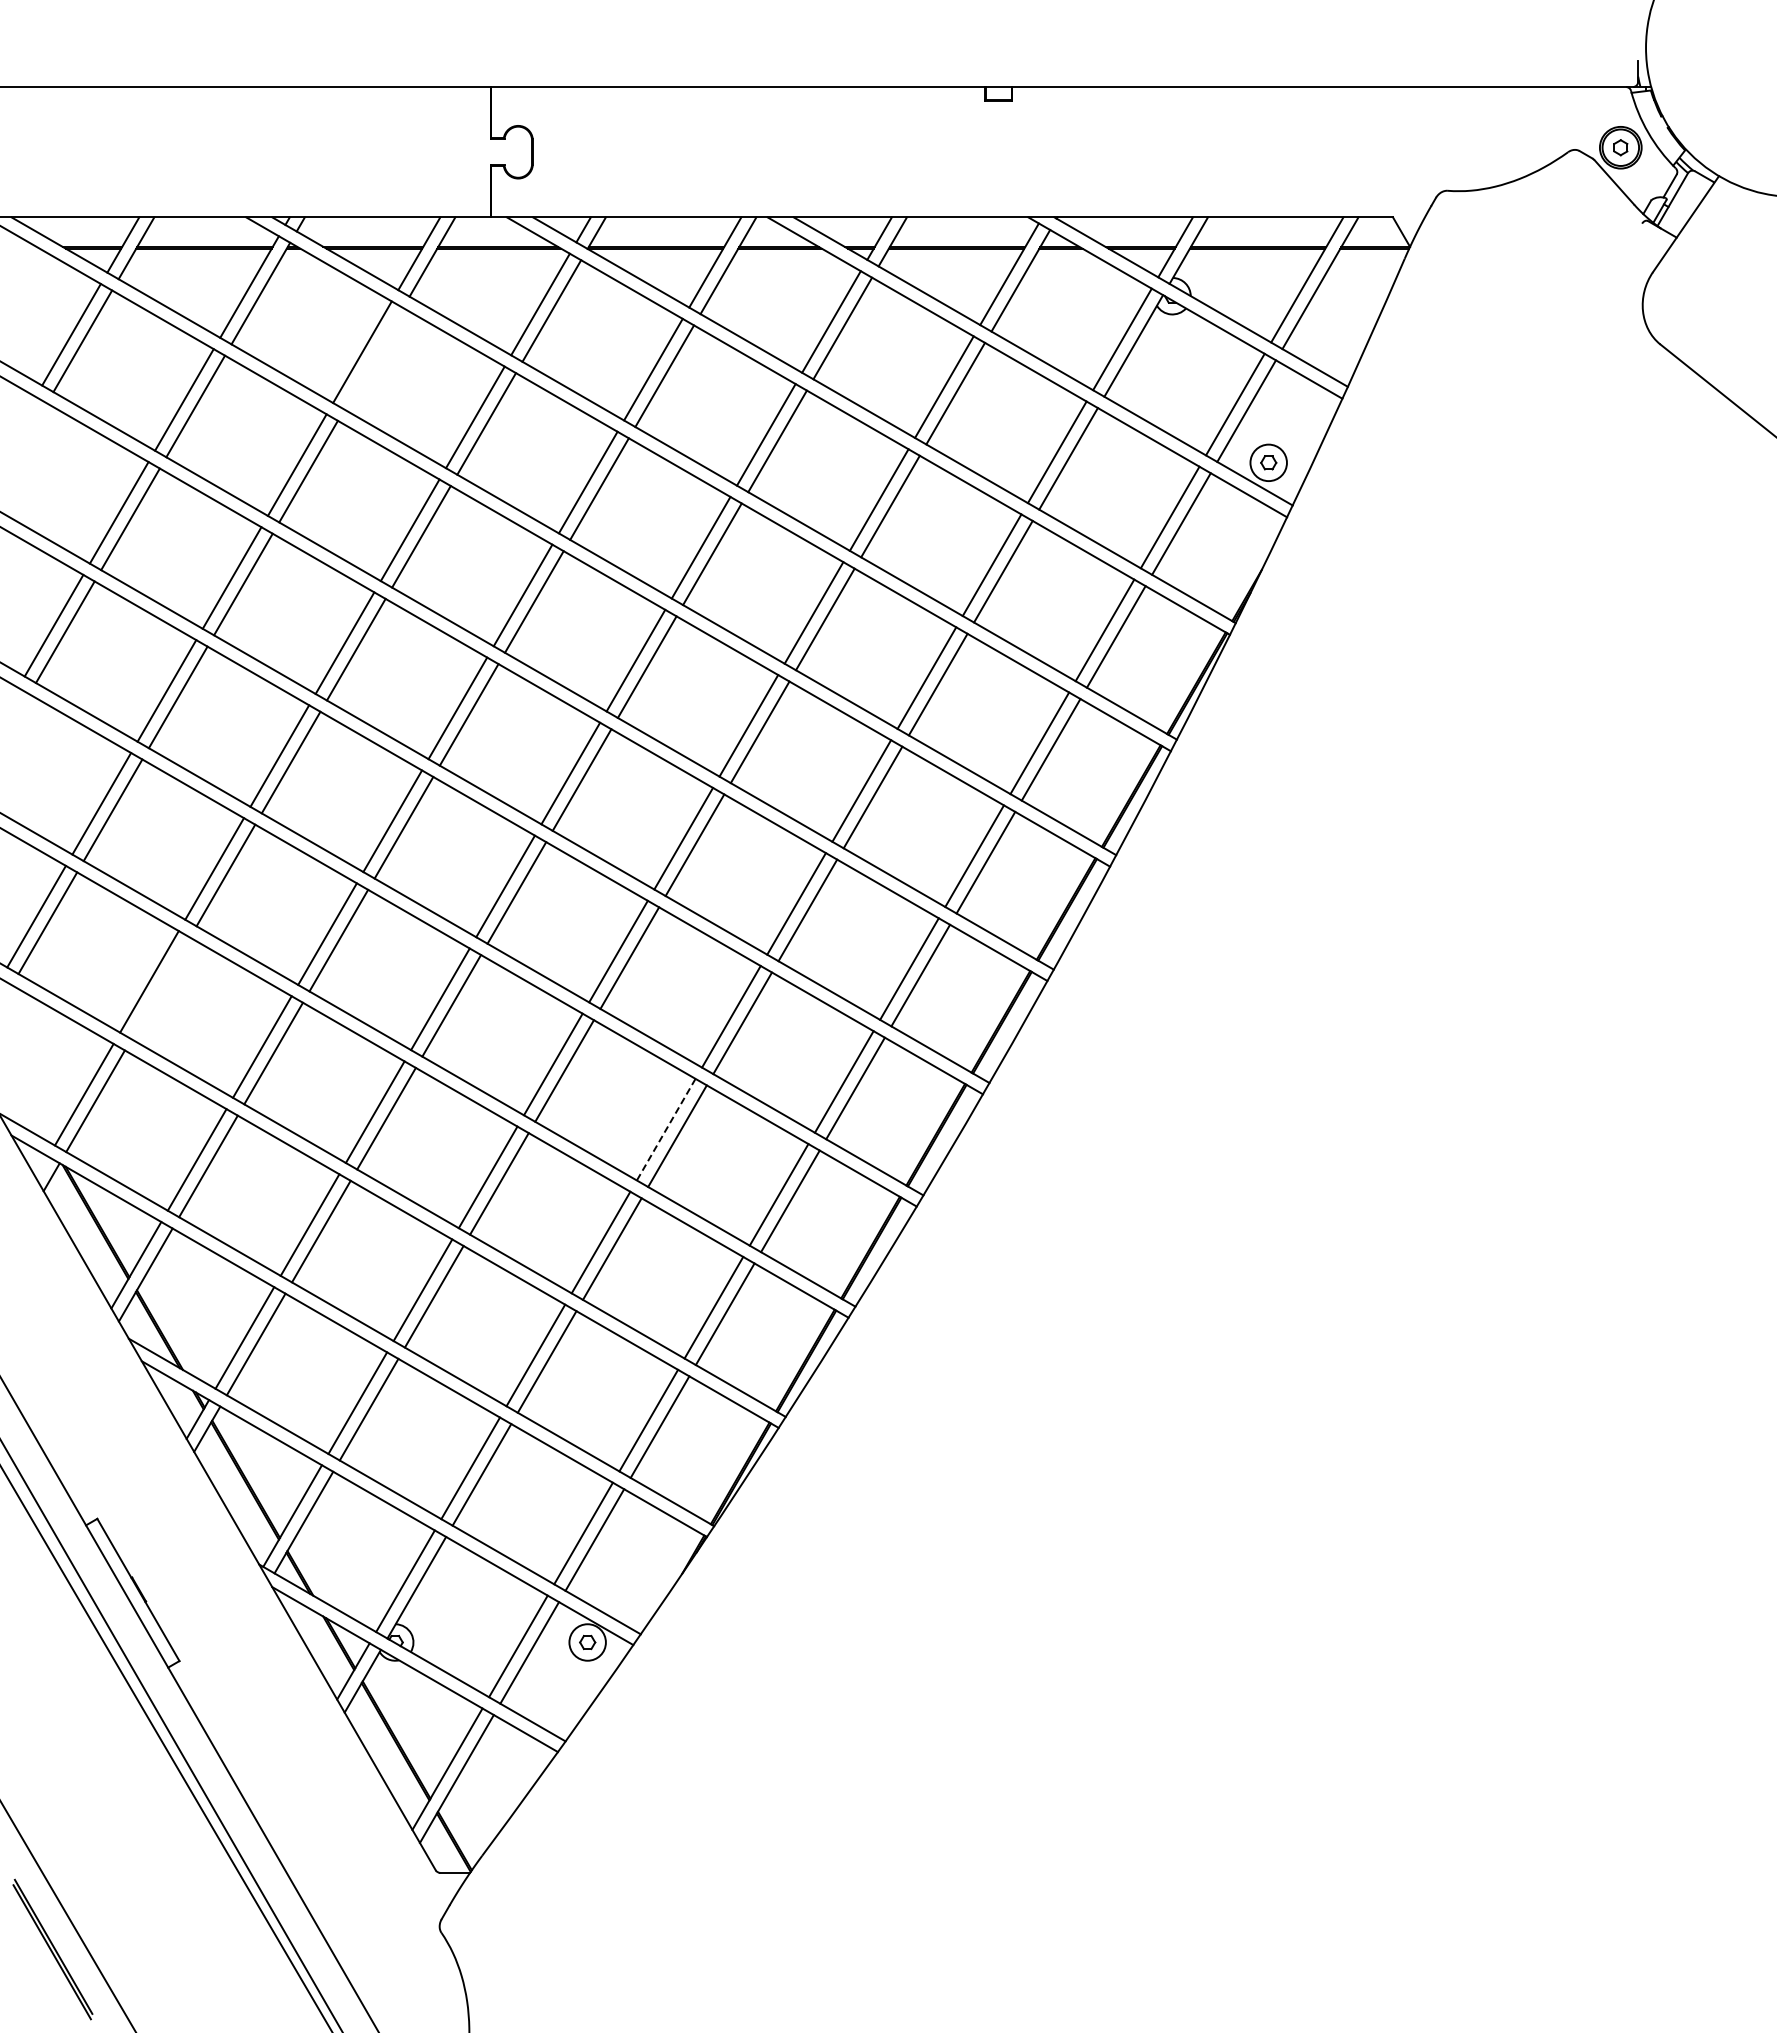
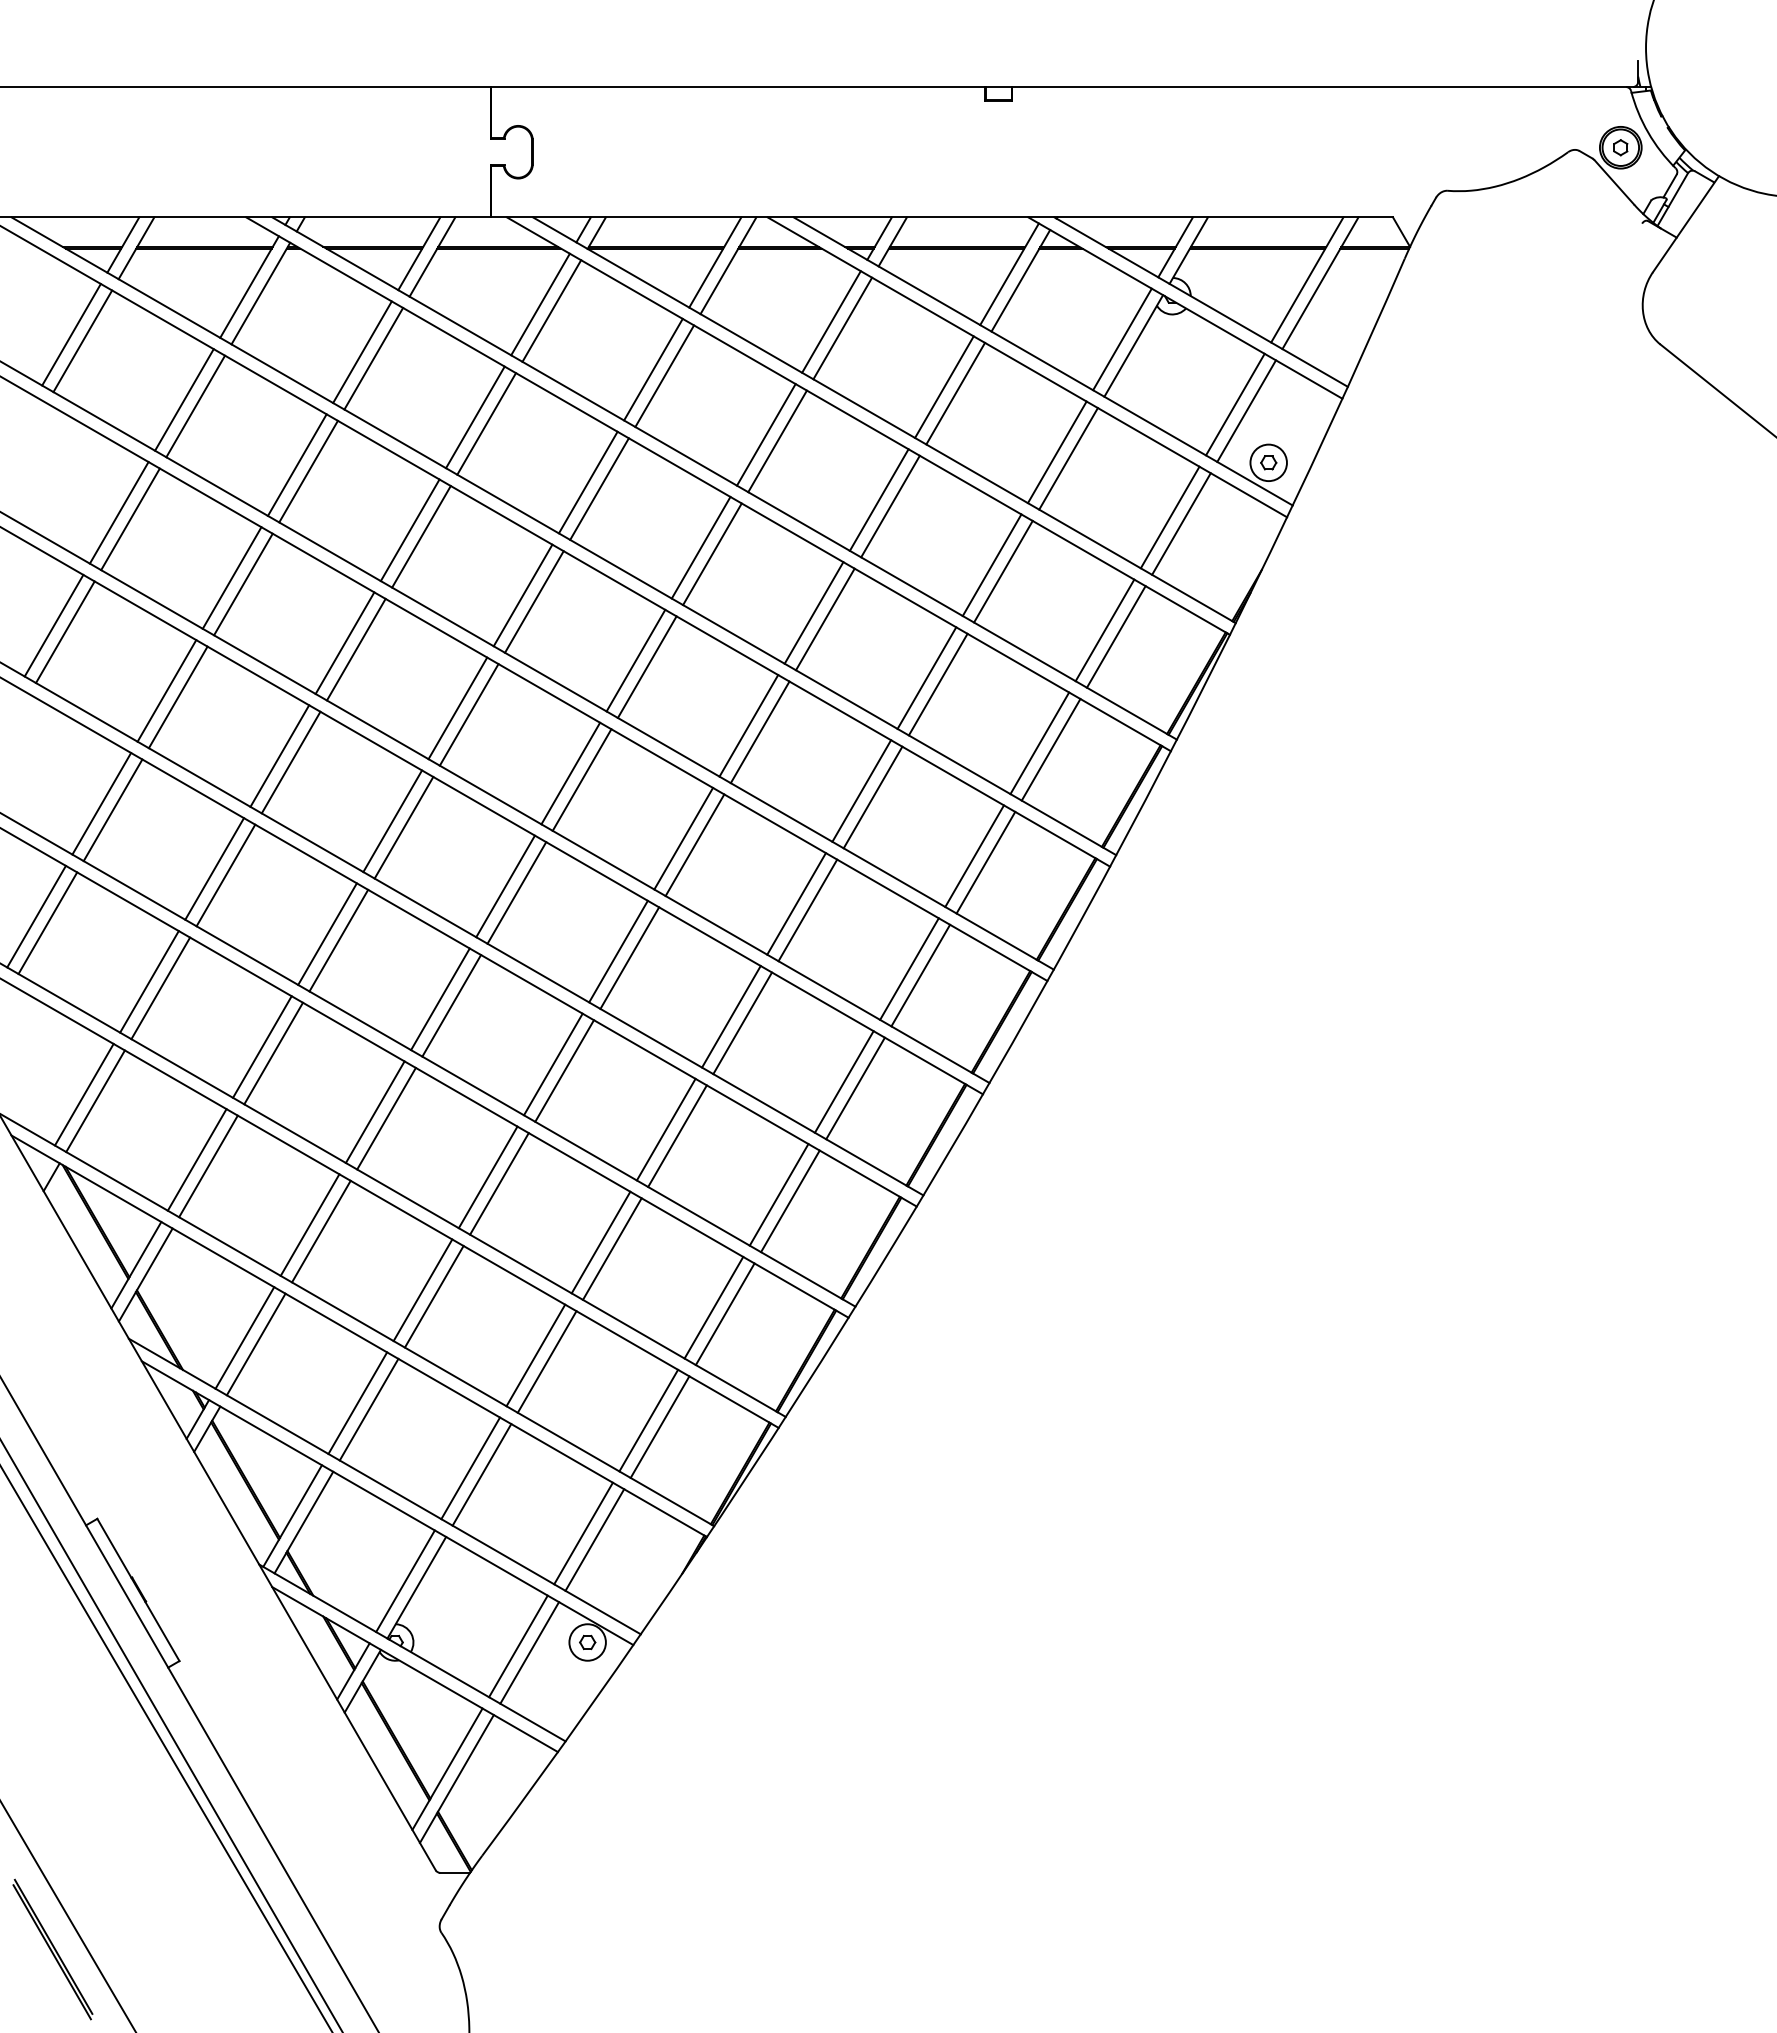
line: none -> present (373, 358)
line: none -> present (160, 988)
line: dashed -> solid (666, 1129)
